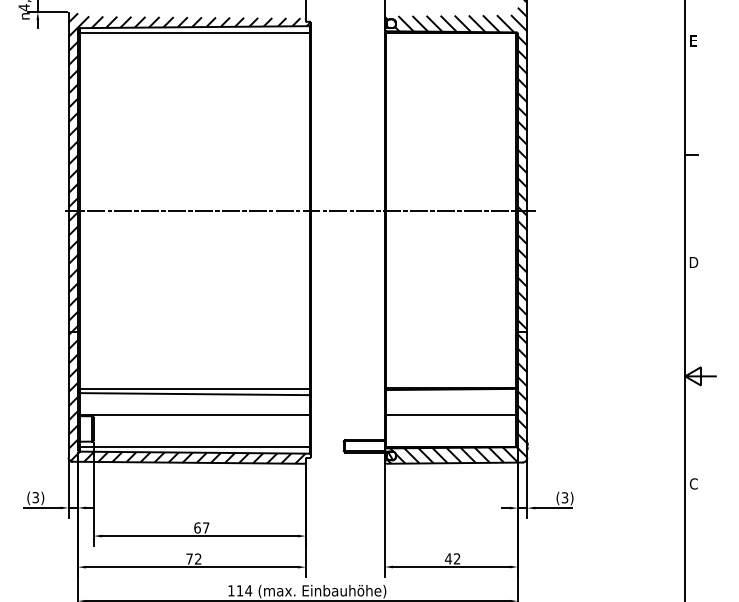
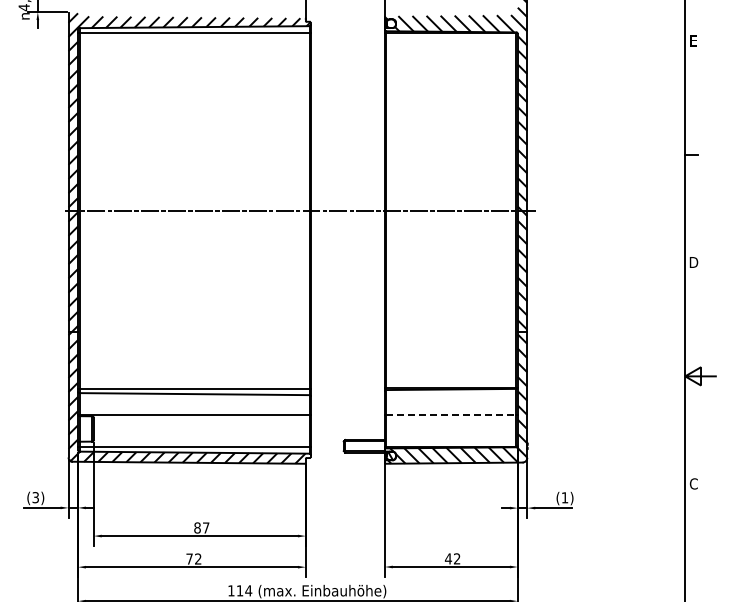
line: solid -> dashed (451, 415)
text: (3) -> (1) (564, 497)
text: 67 -> 87 (197, 527)
